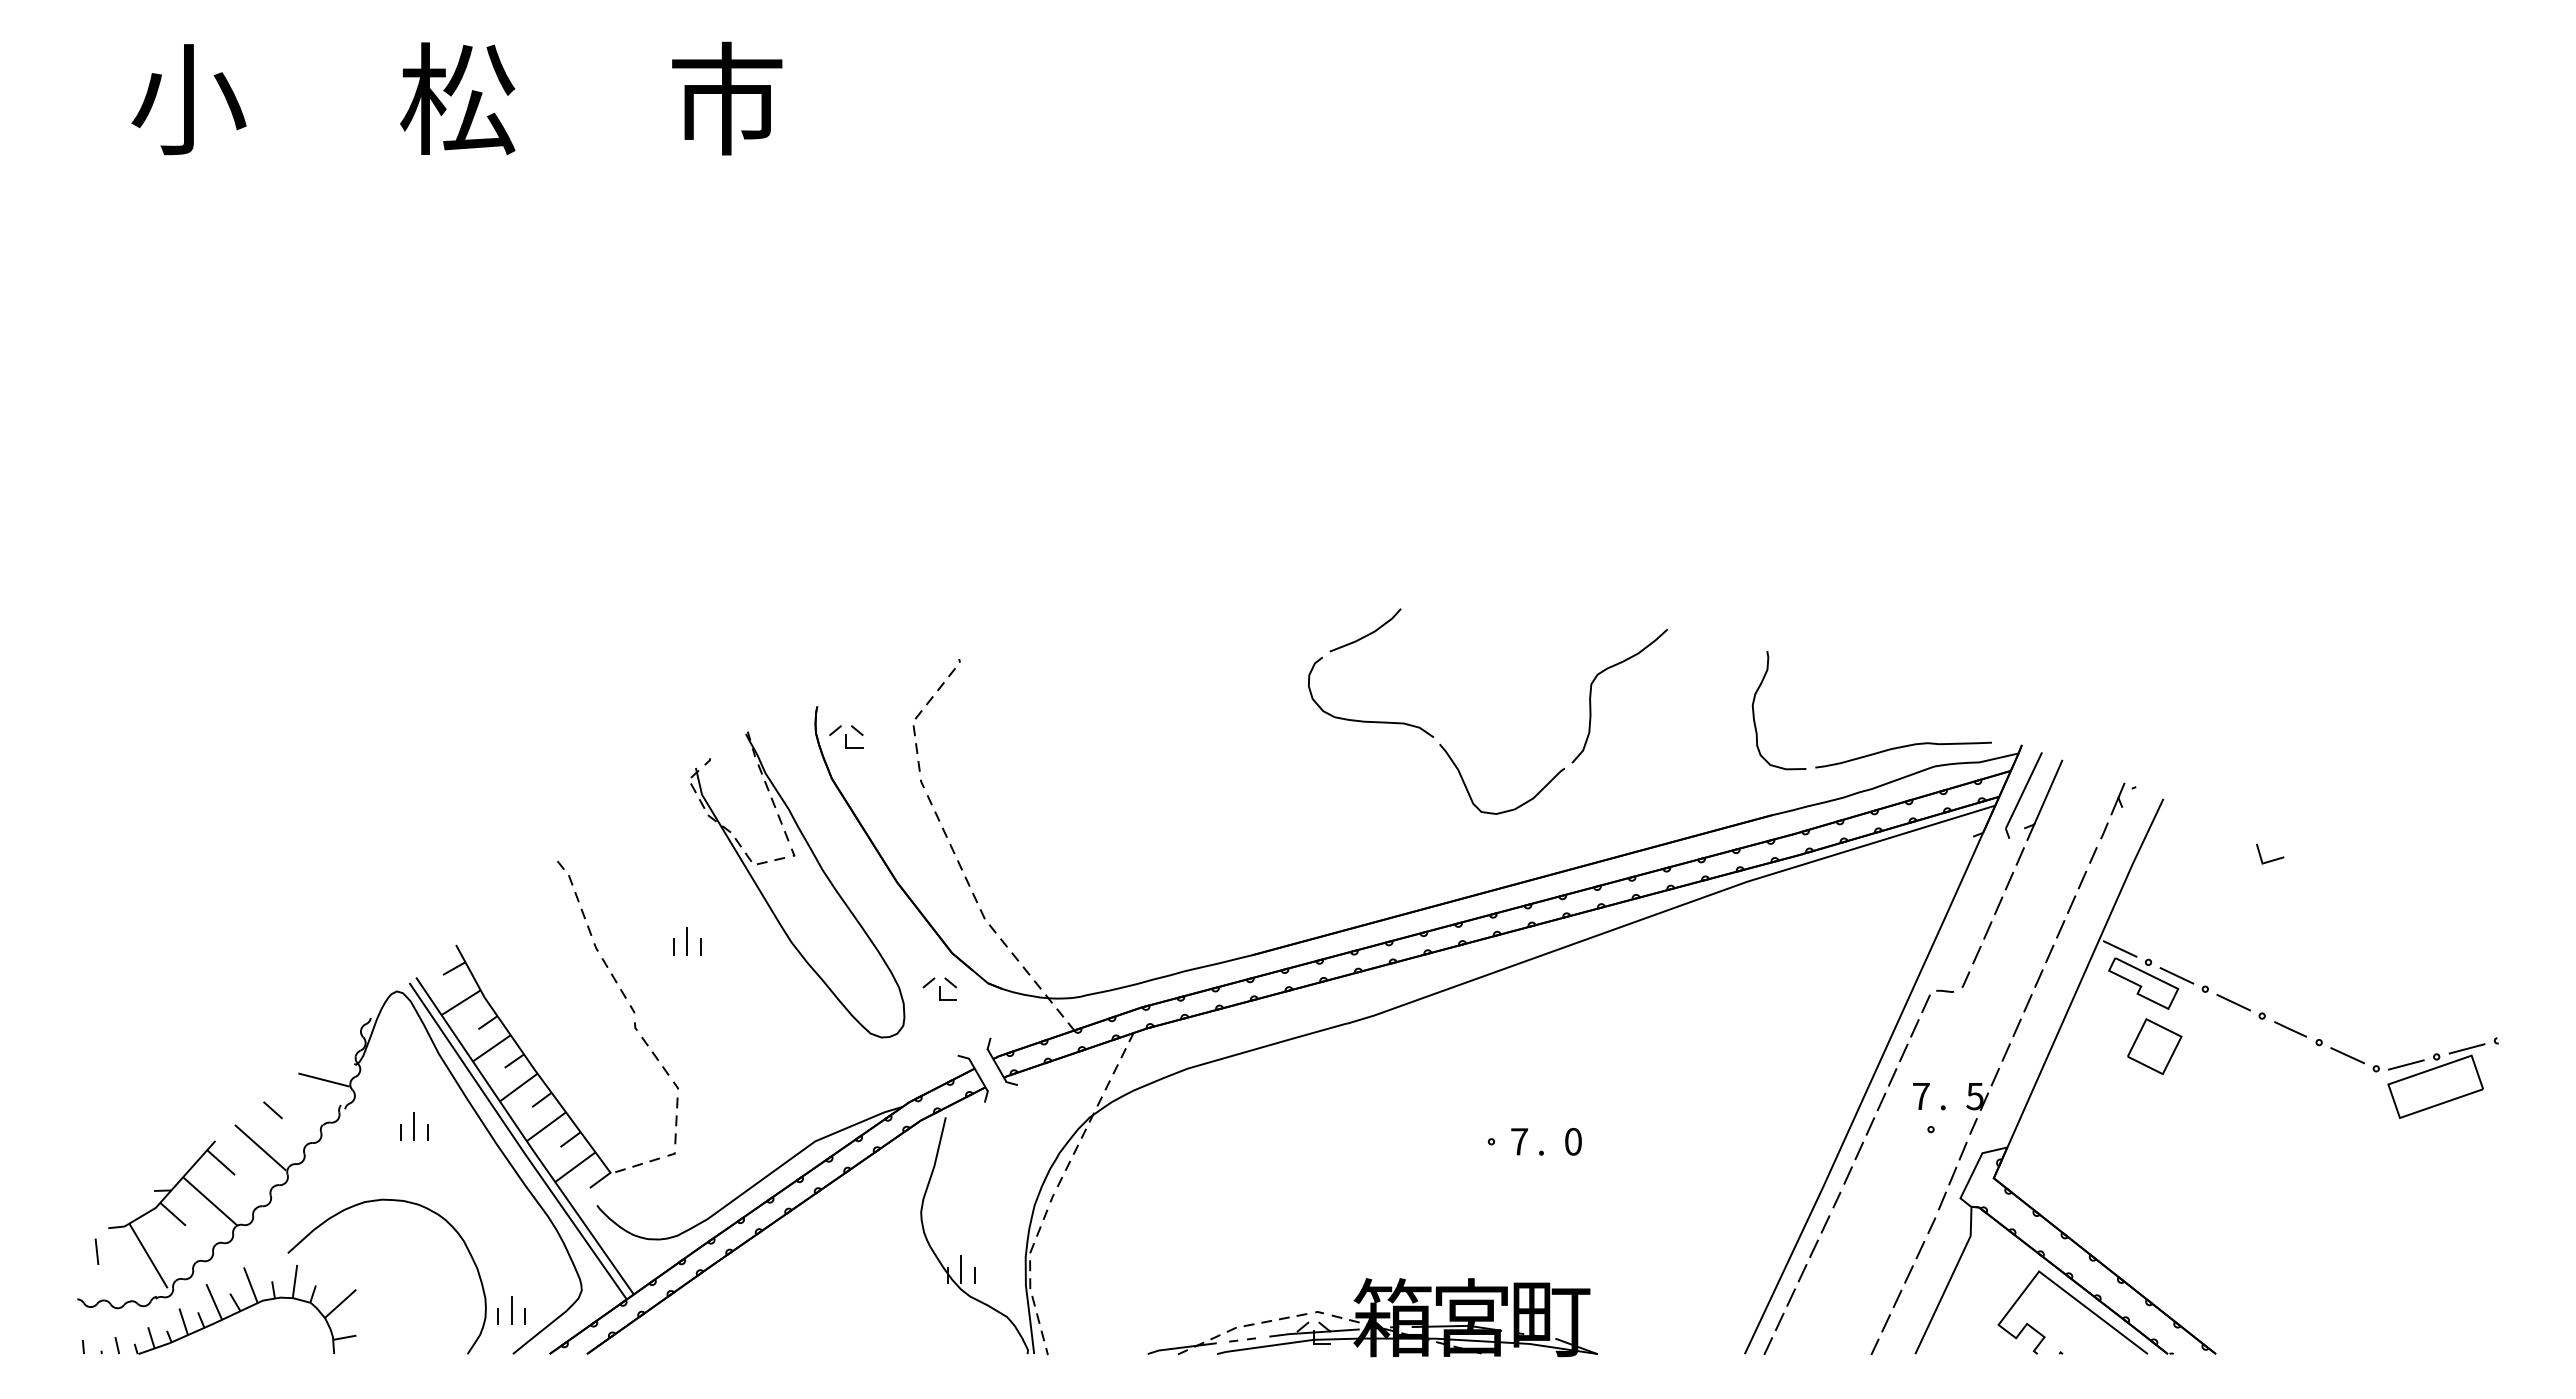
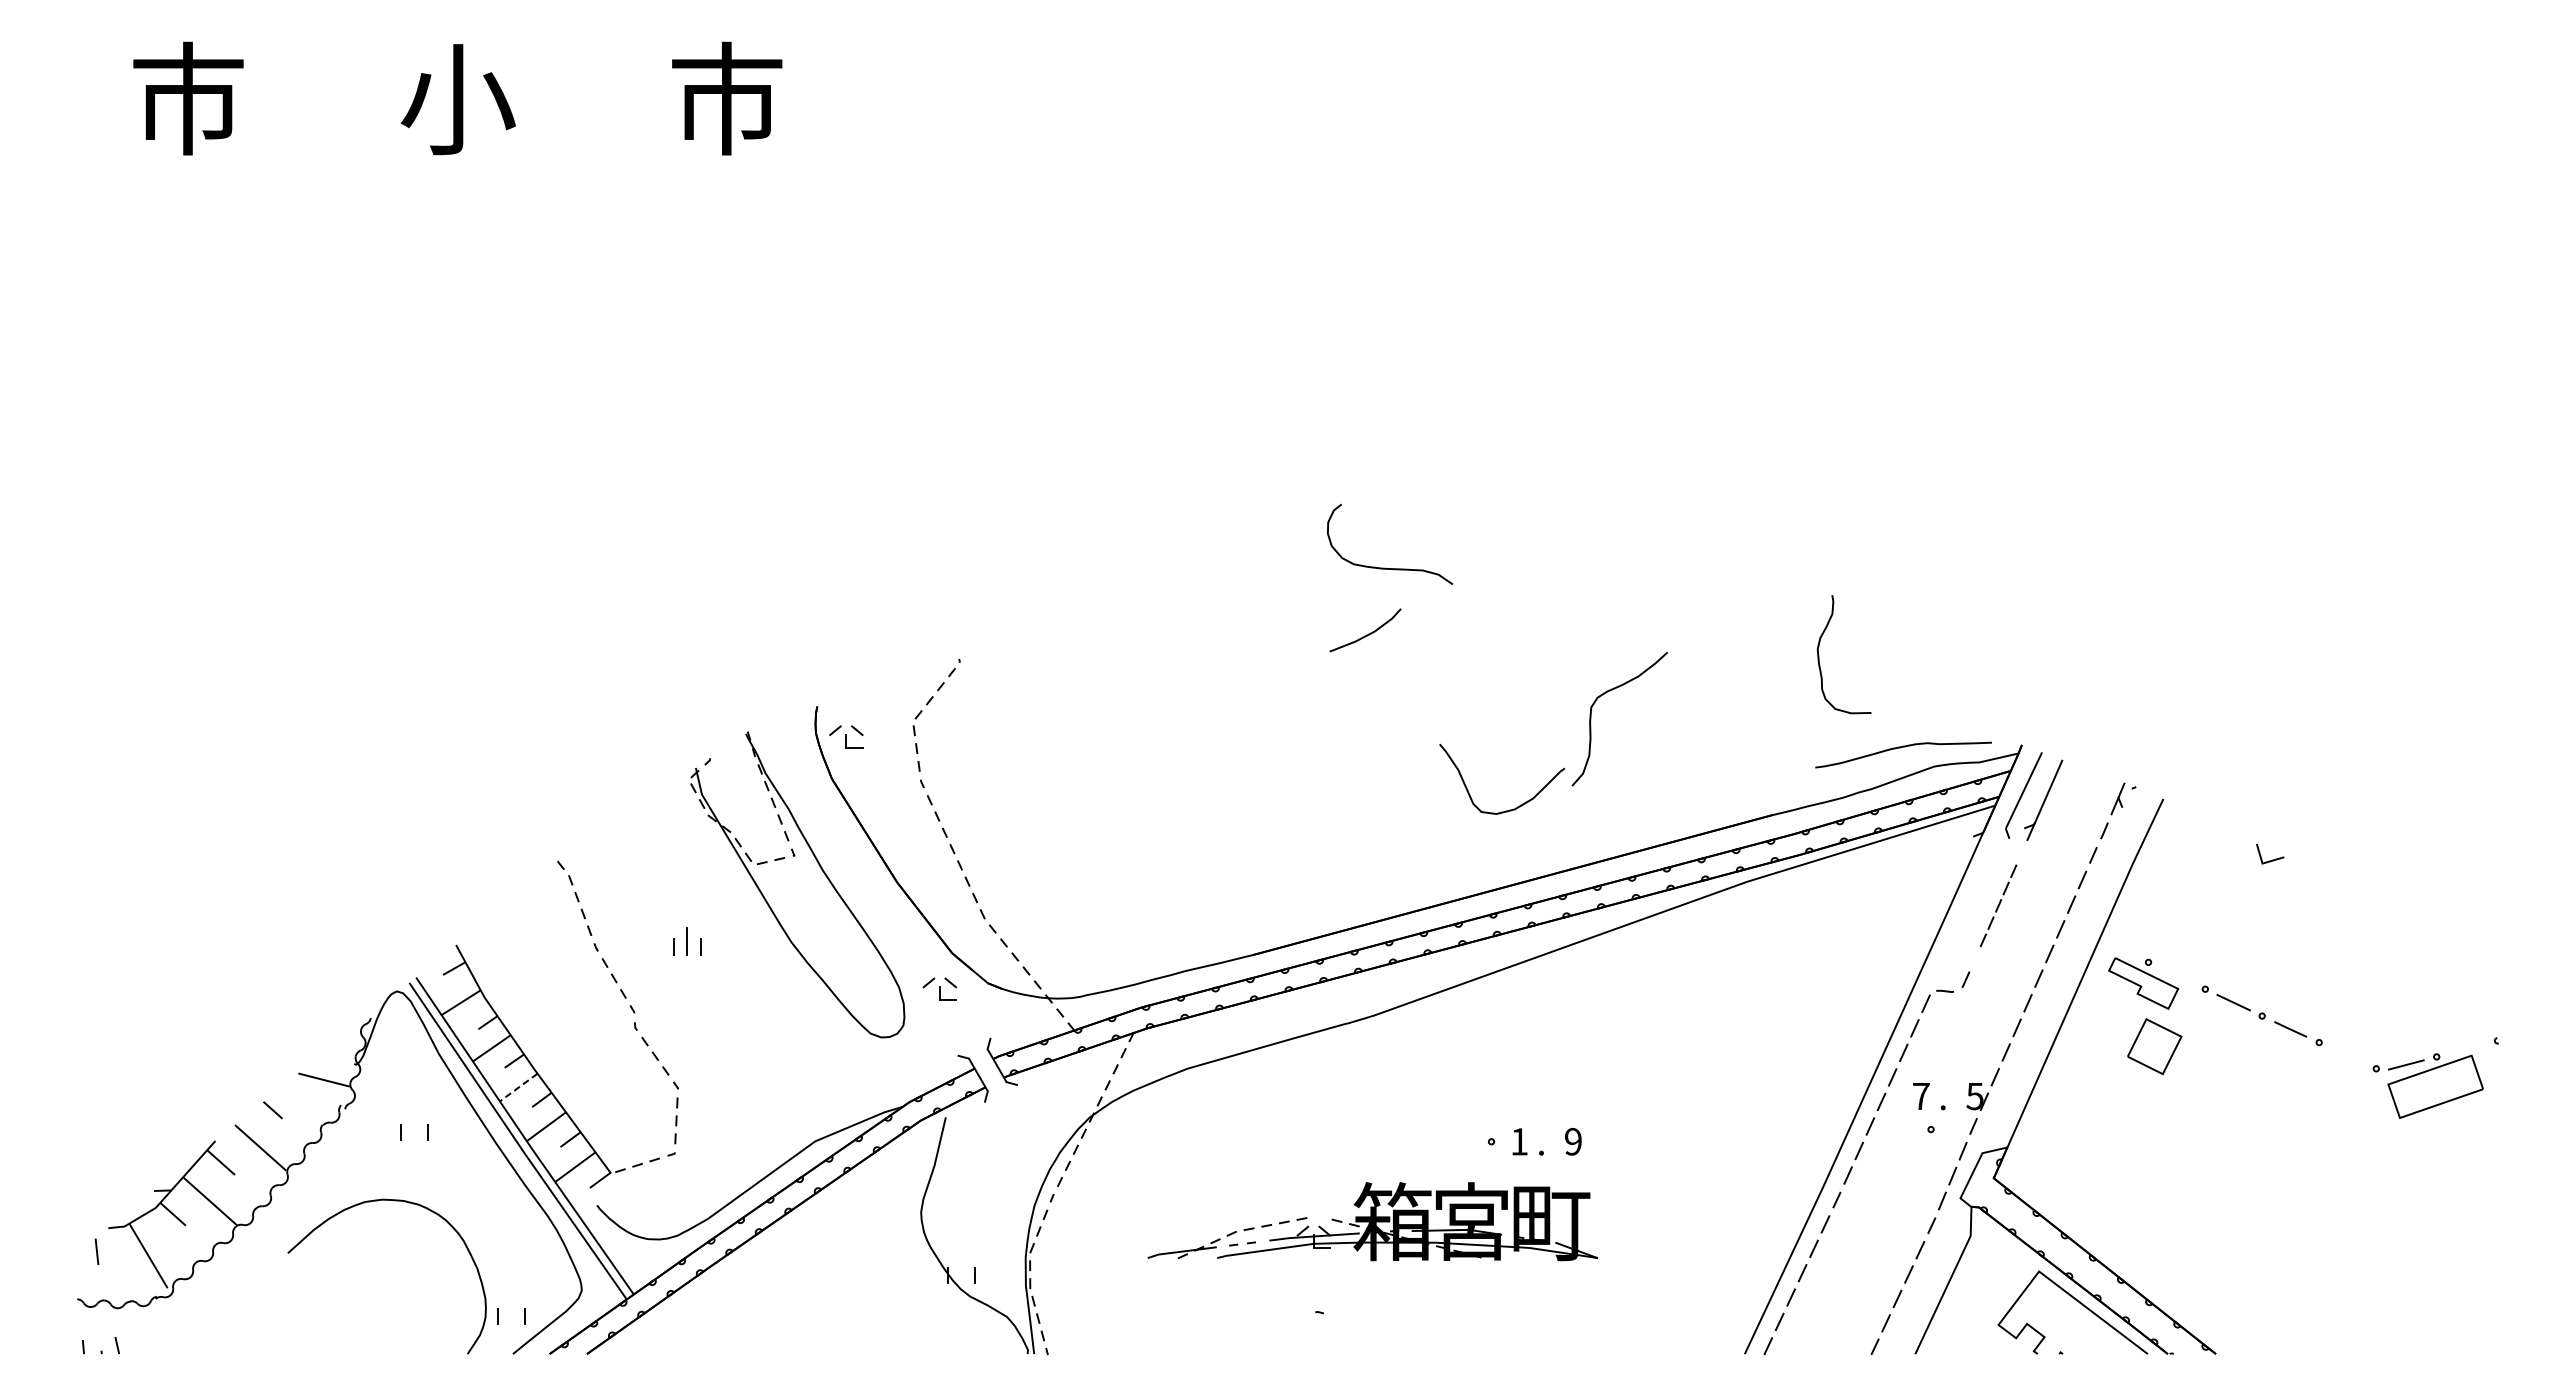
text: 小 -> 市 (188, 98)
text: 松 -> 小 (457, 98)
curve position: (1591, 696) -> (1591, 719) (1591, 719)
curve position: (1754, 710) -> (1819, 654) (1819, 654)
curve position: (1366, 720) -> (1385, 567) (1385, 567)
part size: 53x118 px -> 39x84 px (1998, 905)
line: present -> none (2119, 948)
line: present -> none (2176, 975)
line: present -> none (2466, 1048)
line: present -> none (2347, 1055)
line: solid -> dashed (518, 1087)
line: present -> none (414, 1125)
text: 7 -> 1 (1519, 1141)
text: 0 -> 9 (1573, 1141)
line: present -> none (961, 1269)
part: present -> none (244, 1309)
line: present -> none (511, 1310)
part position: (1372, 1317) -> (1372, 1221) (1372, 1221)
